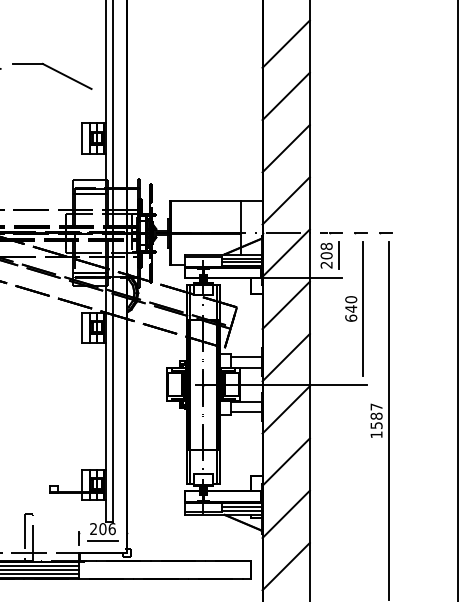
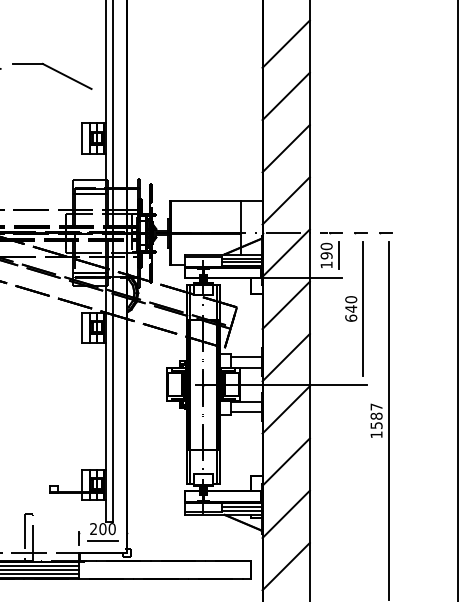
text: 208 -> 190 (326, 255)
text: 206 -> 200 (111, 528)
